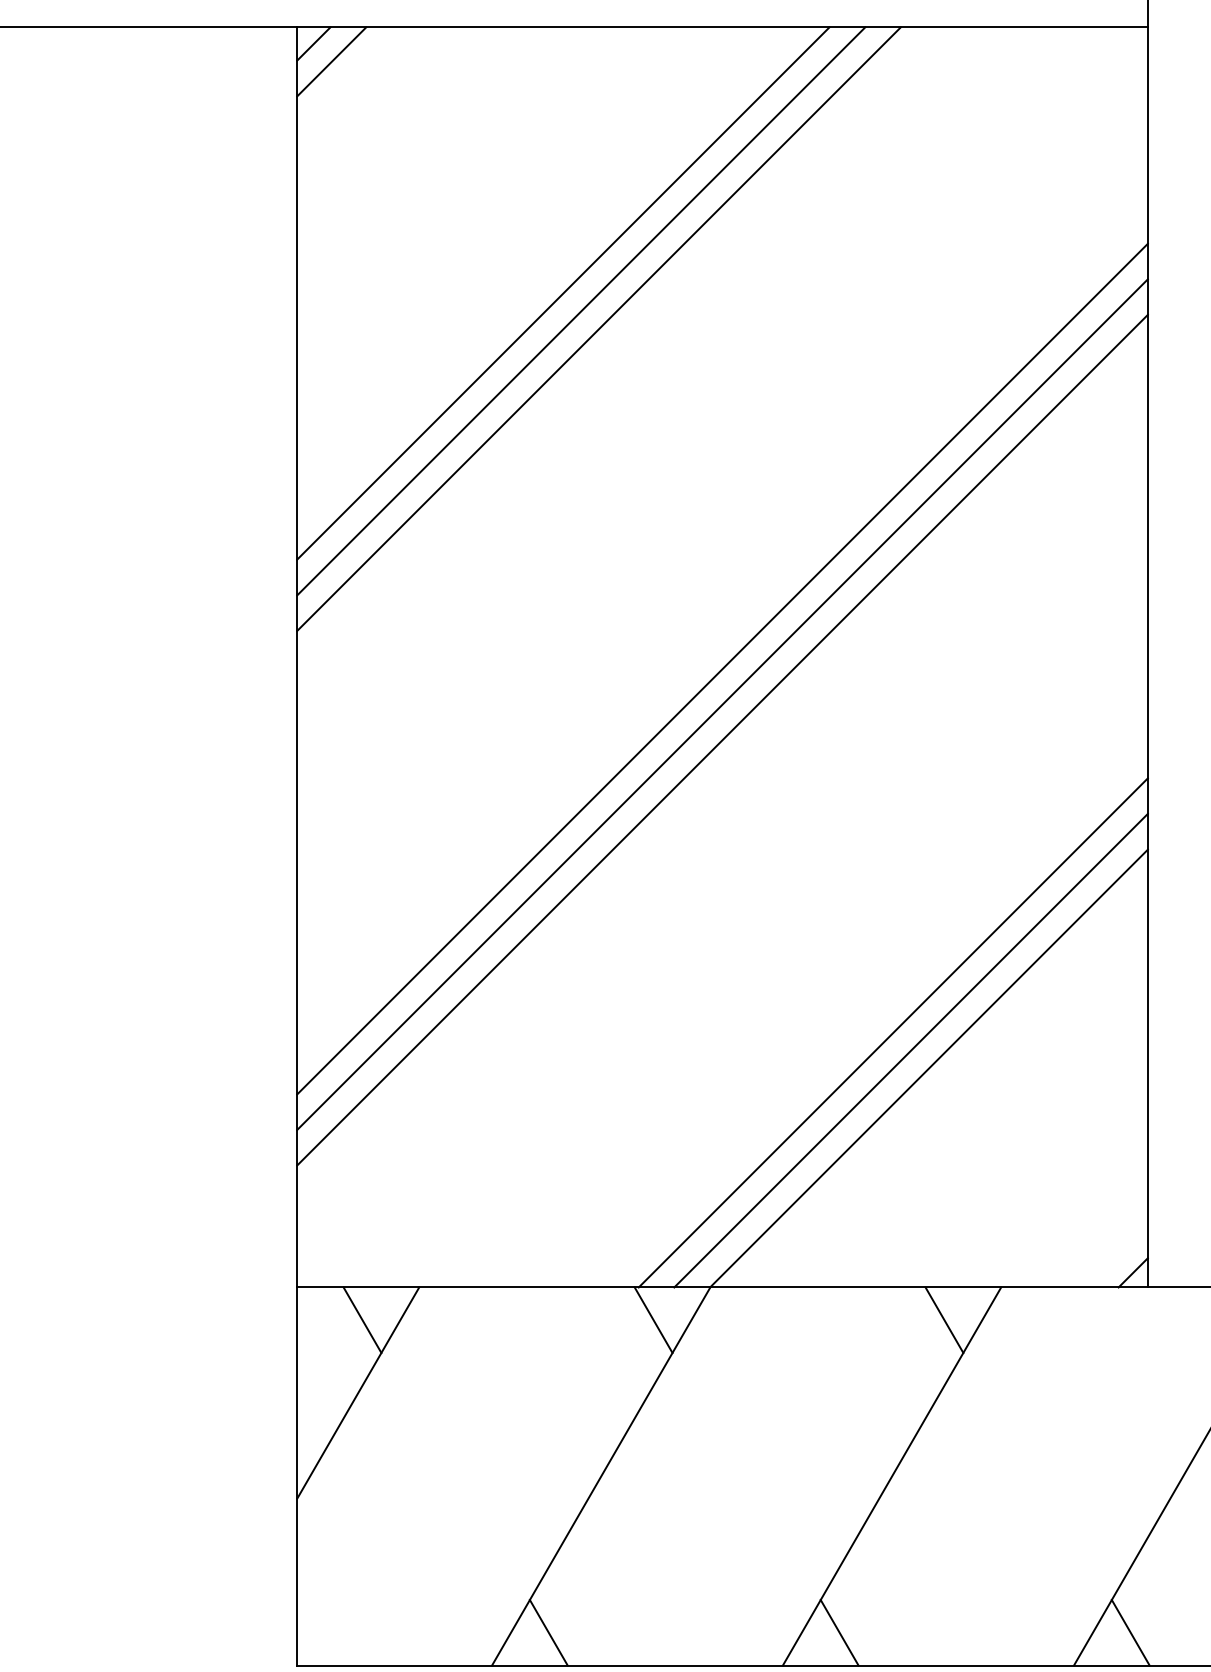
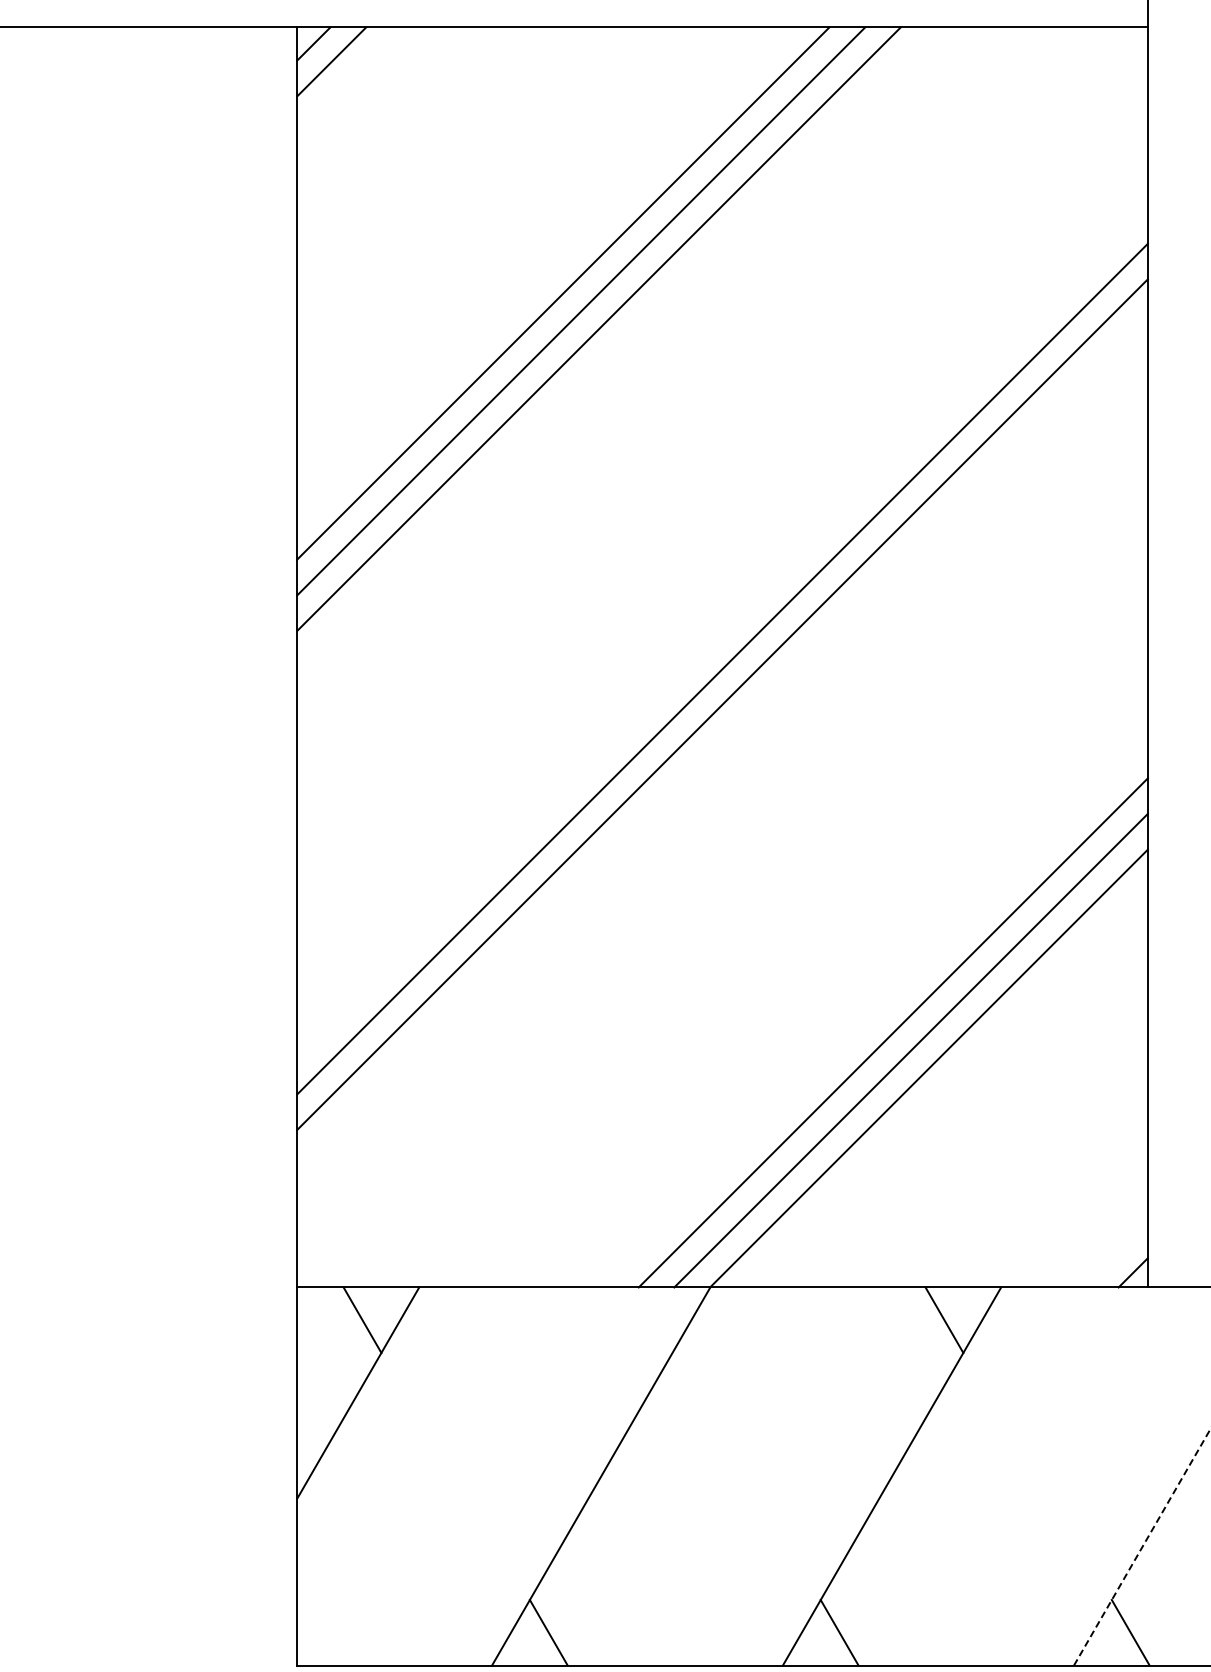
line: present -> none (722, 739)
line: present -> none (653, 1319)
line: solid -> dashed (1142, 1546)
